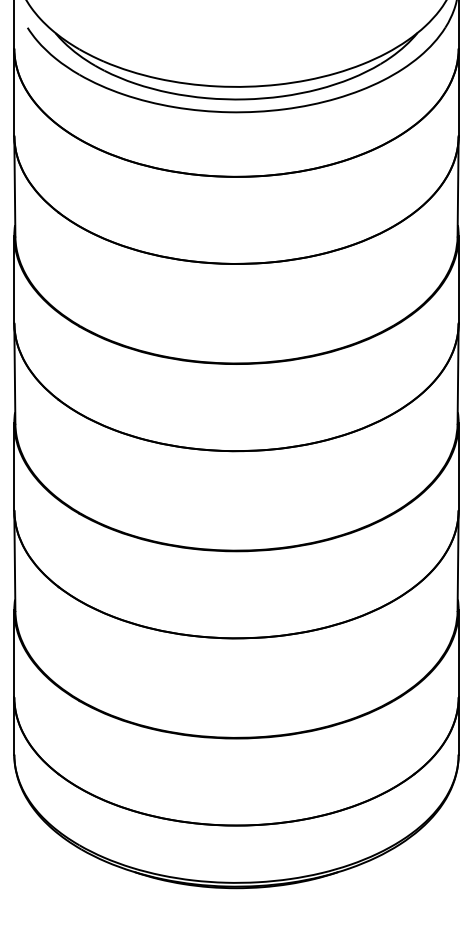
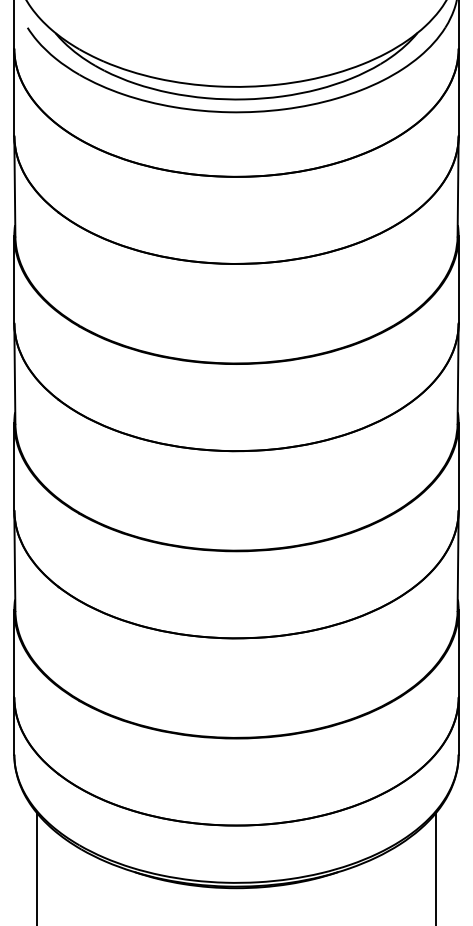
line: none -> present (36, 867)
line: none -> present (436, 867)
